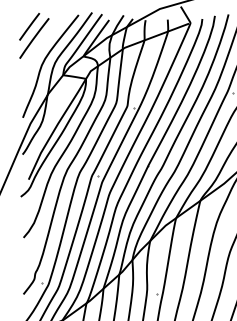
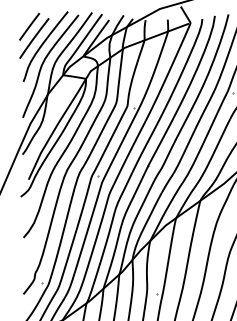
curve: none -> present (43, 44)
